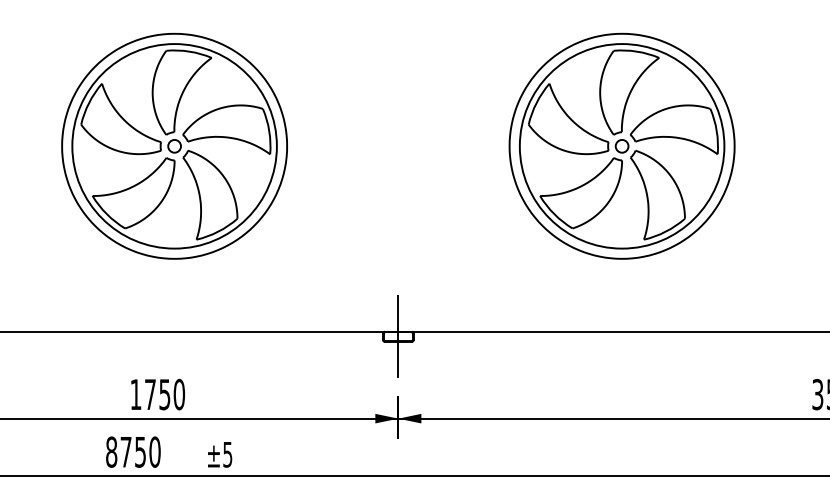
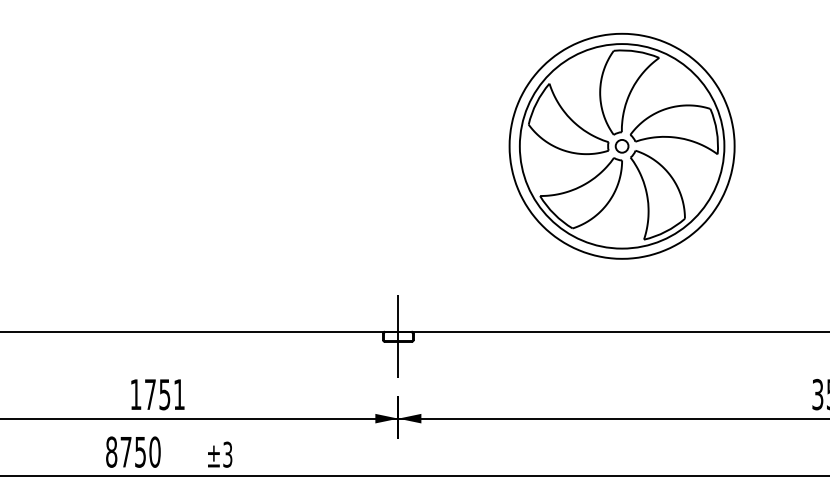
part: present -> none (174, 145)
text: 1750 -> 1751 (179, 394)
text: ±5 -> ±3 (227, 453)
